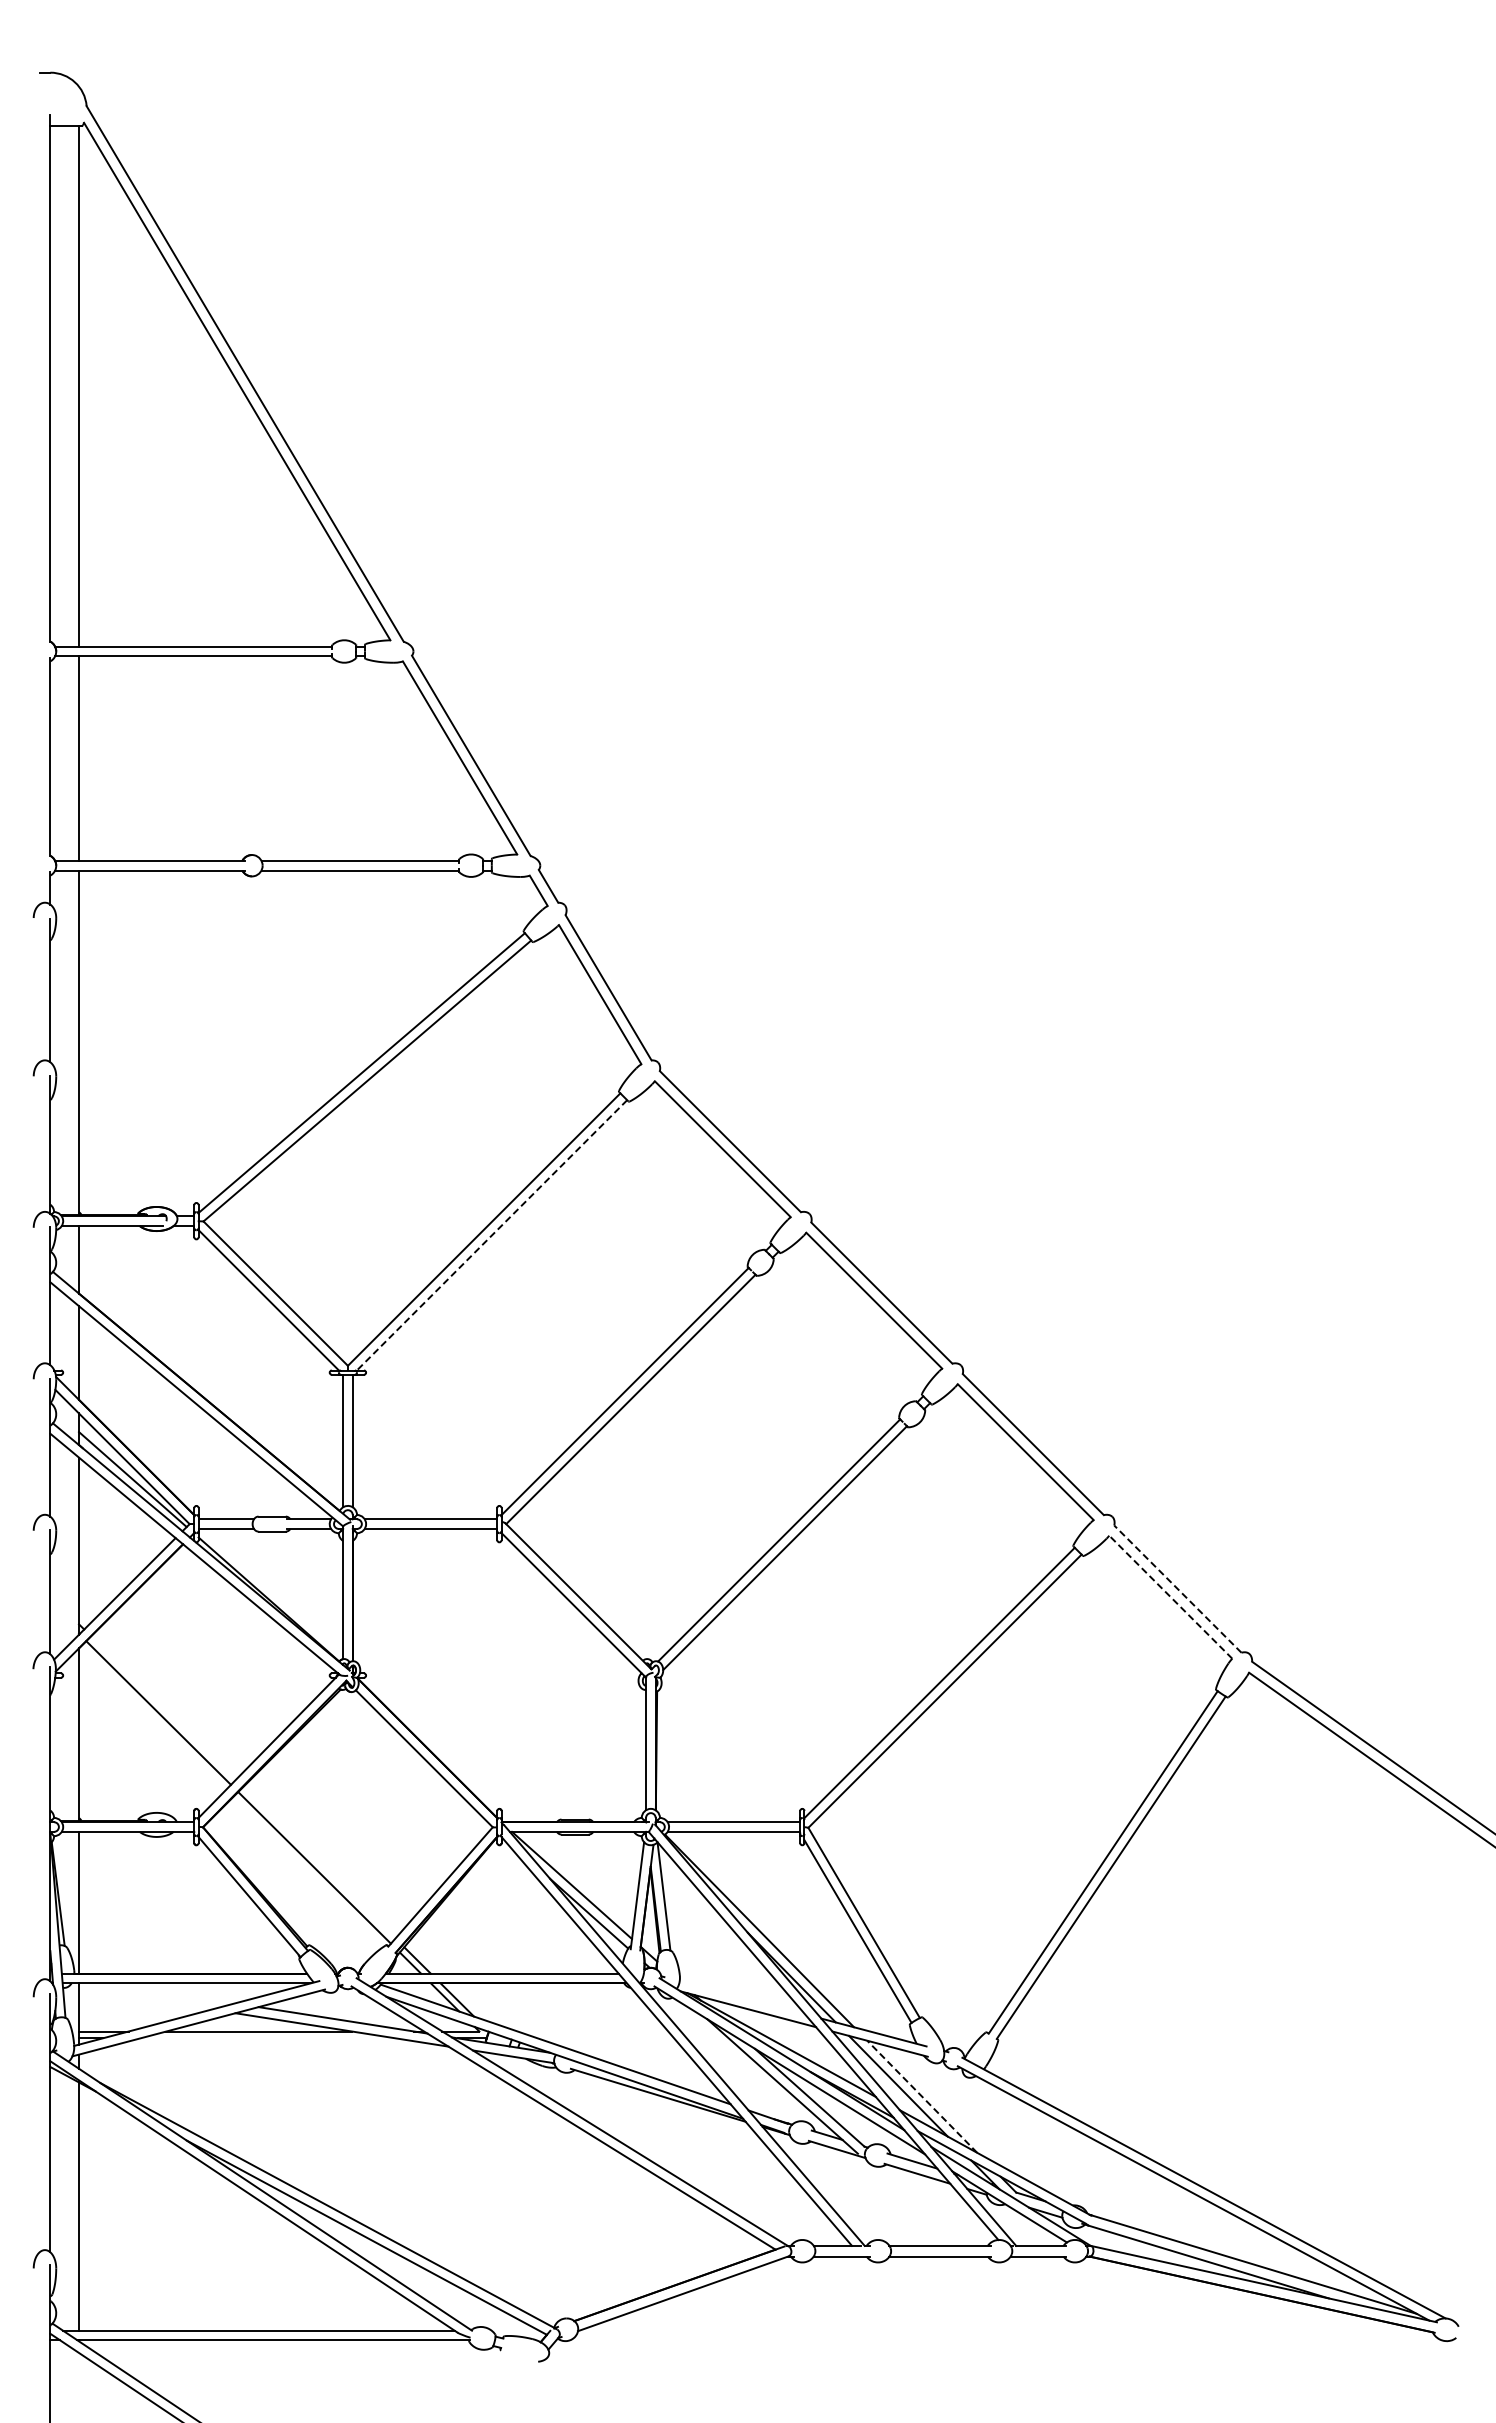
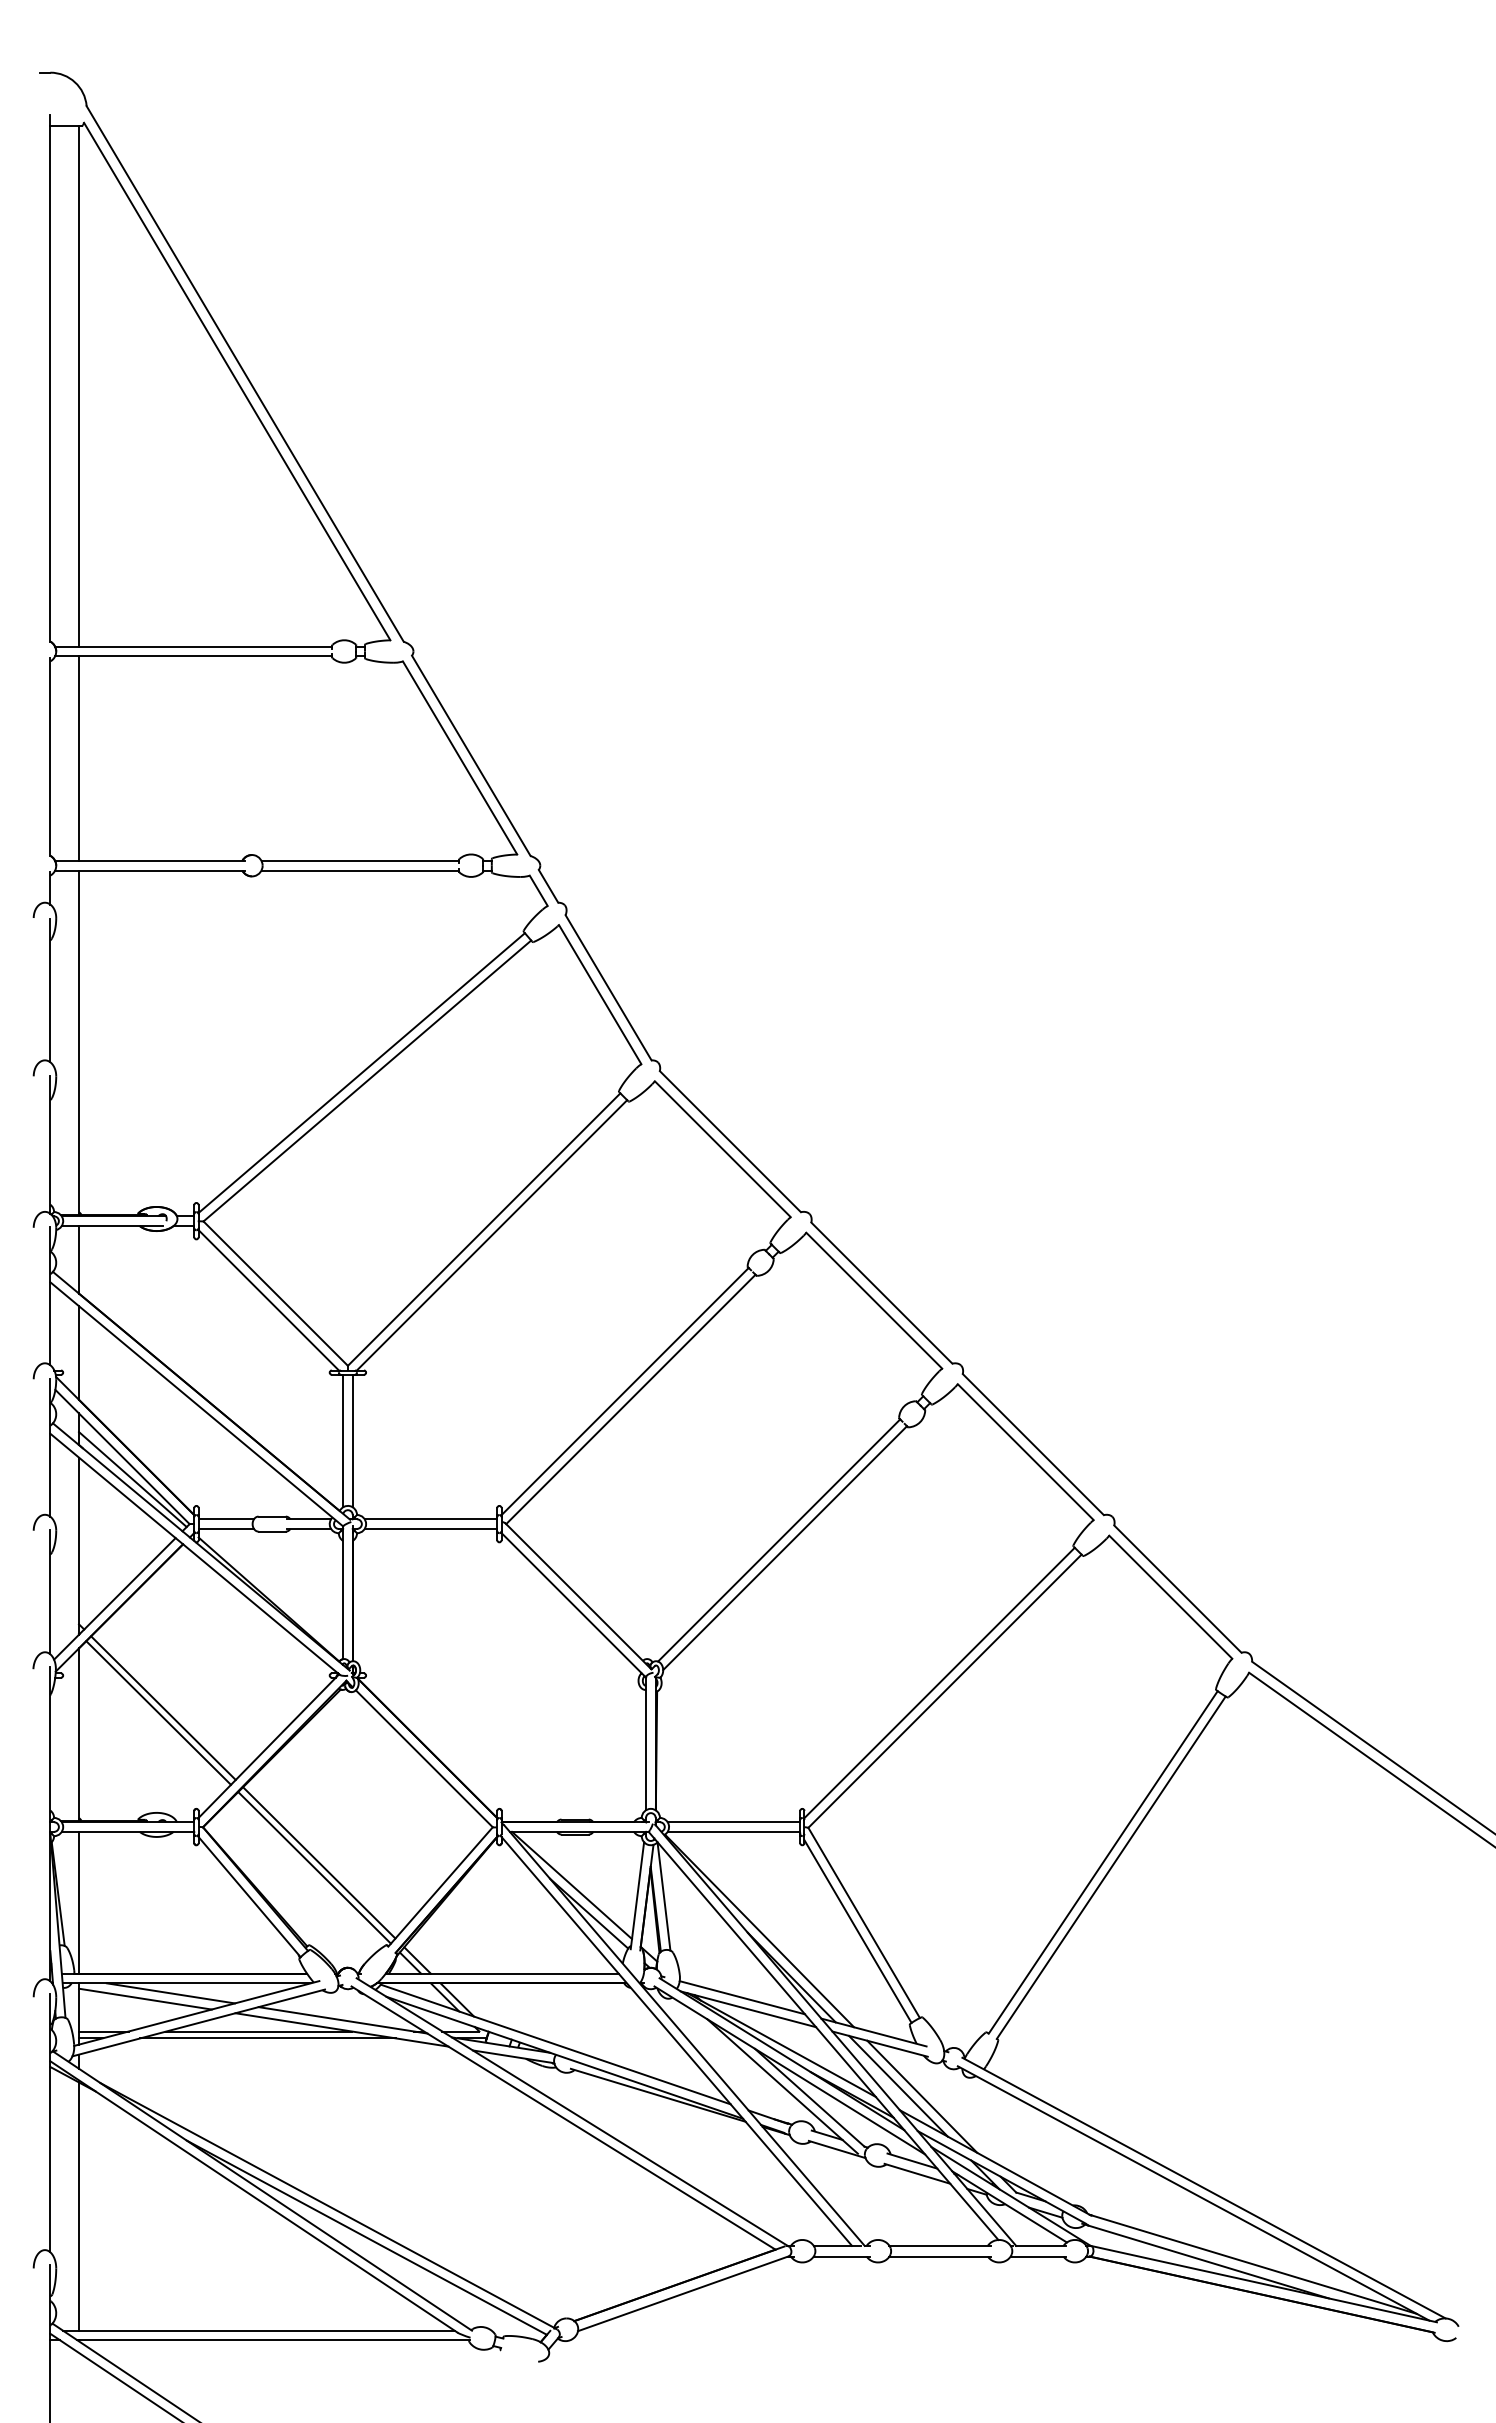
line: dashed -> solid (491, 1235)
line: dashed -> solid (1177, 1589)
line: dashed -> solid (1170, 1597)
line: none -> present (163, 1707)
line: none -> present (319, 1862)
line: none -> present (170, 1993)
line: none -> present (742, 1997)
line: none -> present (145, 1998)
line: none -> present (267, 2038)
line: dashed -> solid (922, 2096)
